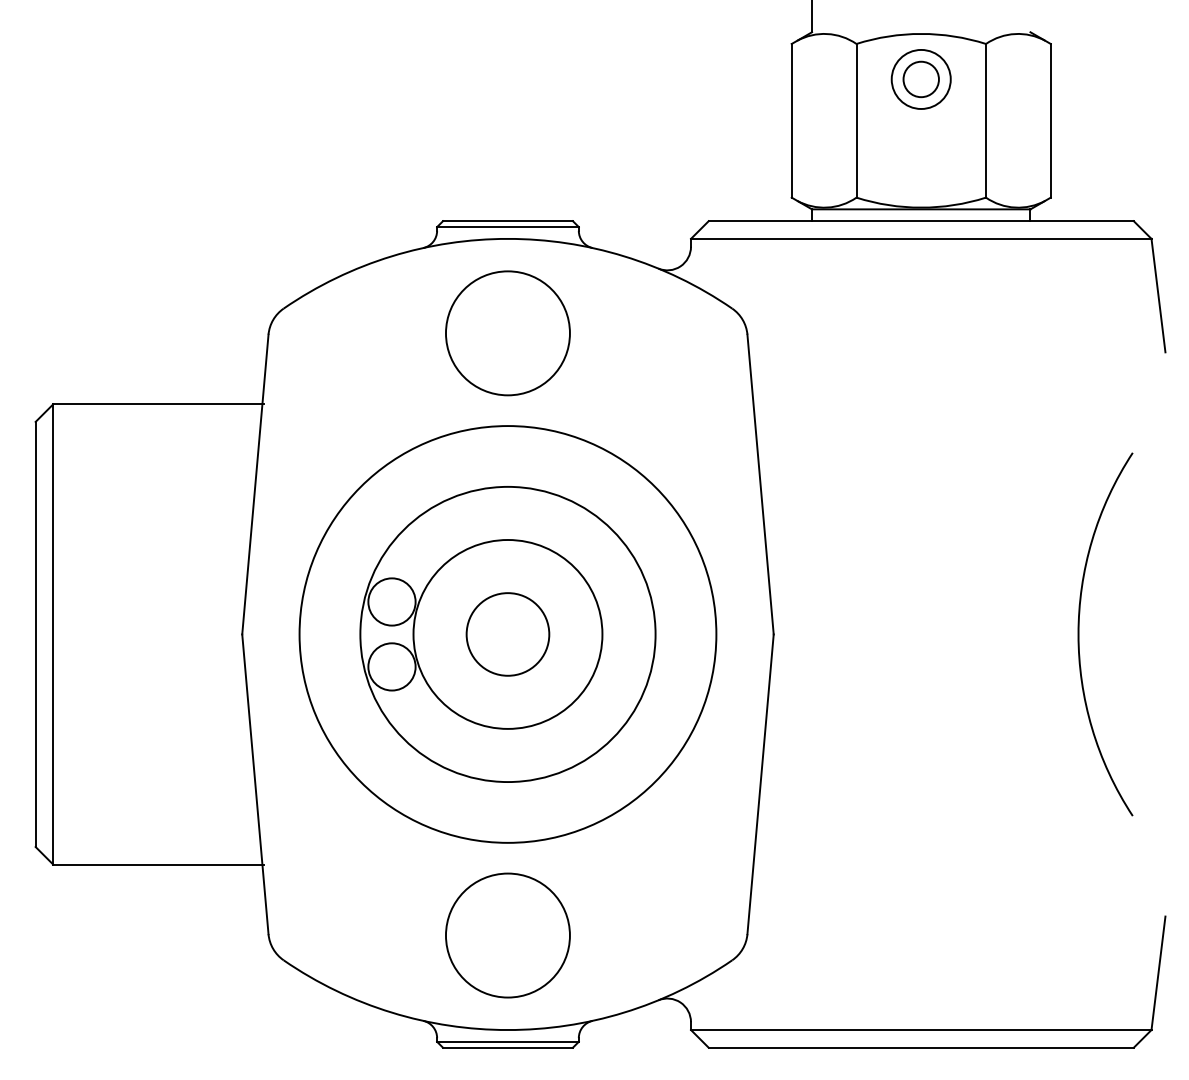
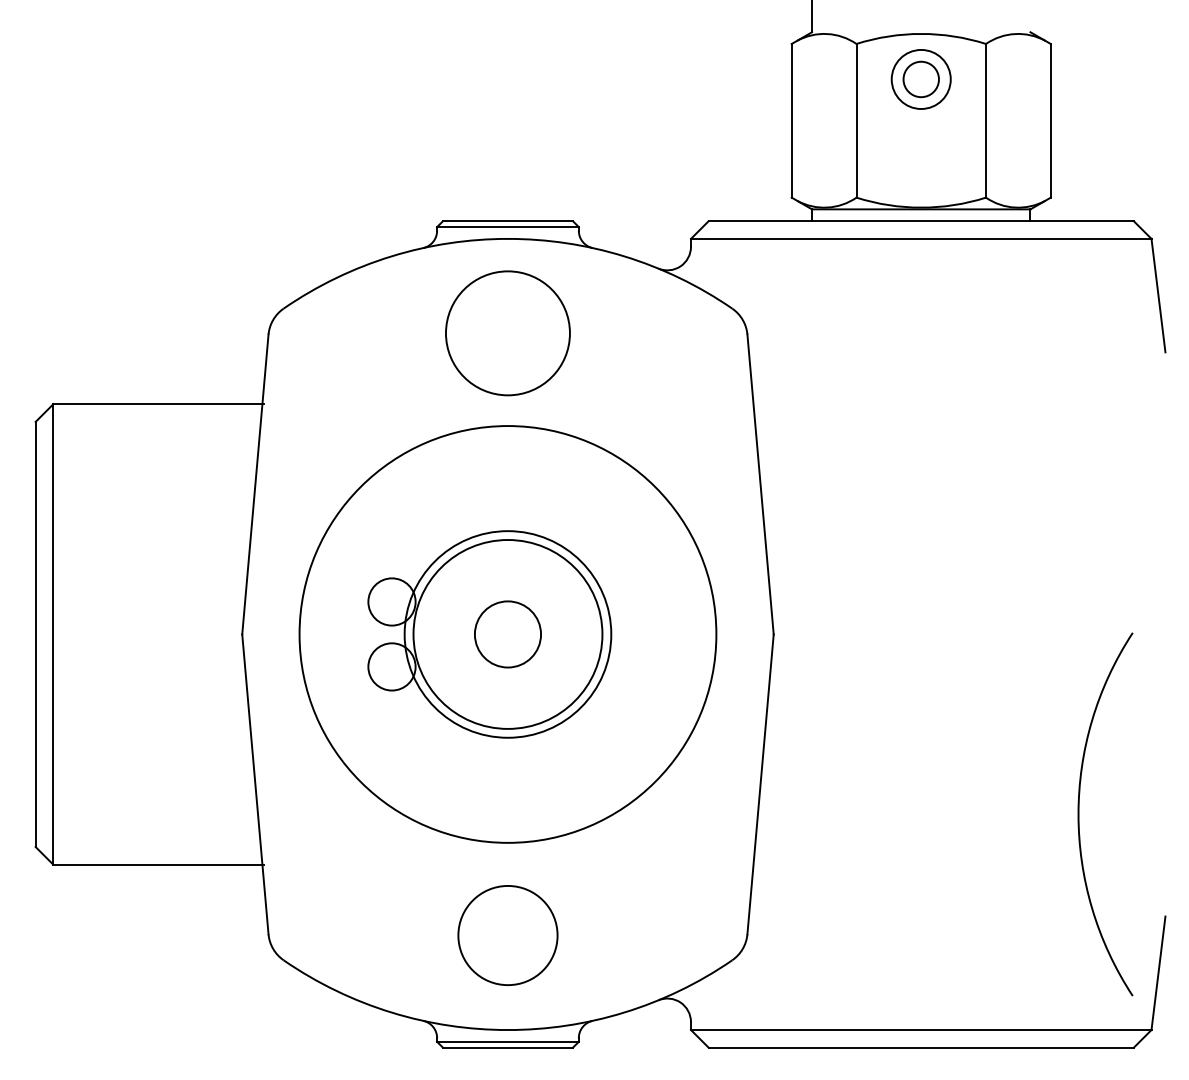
circle diameter: 295 px -> 207 px (507, 634)
circle diameter: 83 px -> 66 px (507, 634)
arc position: (1079, 634) -> (1079, 814) (1079, 814)
circle size: 126x127 px -> 102x101 px (507, 935)
